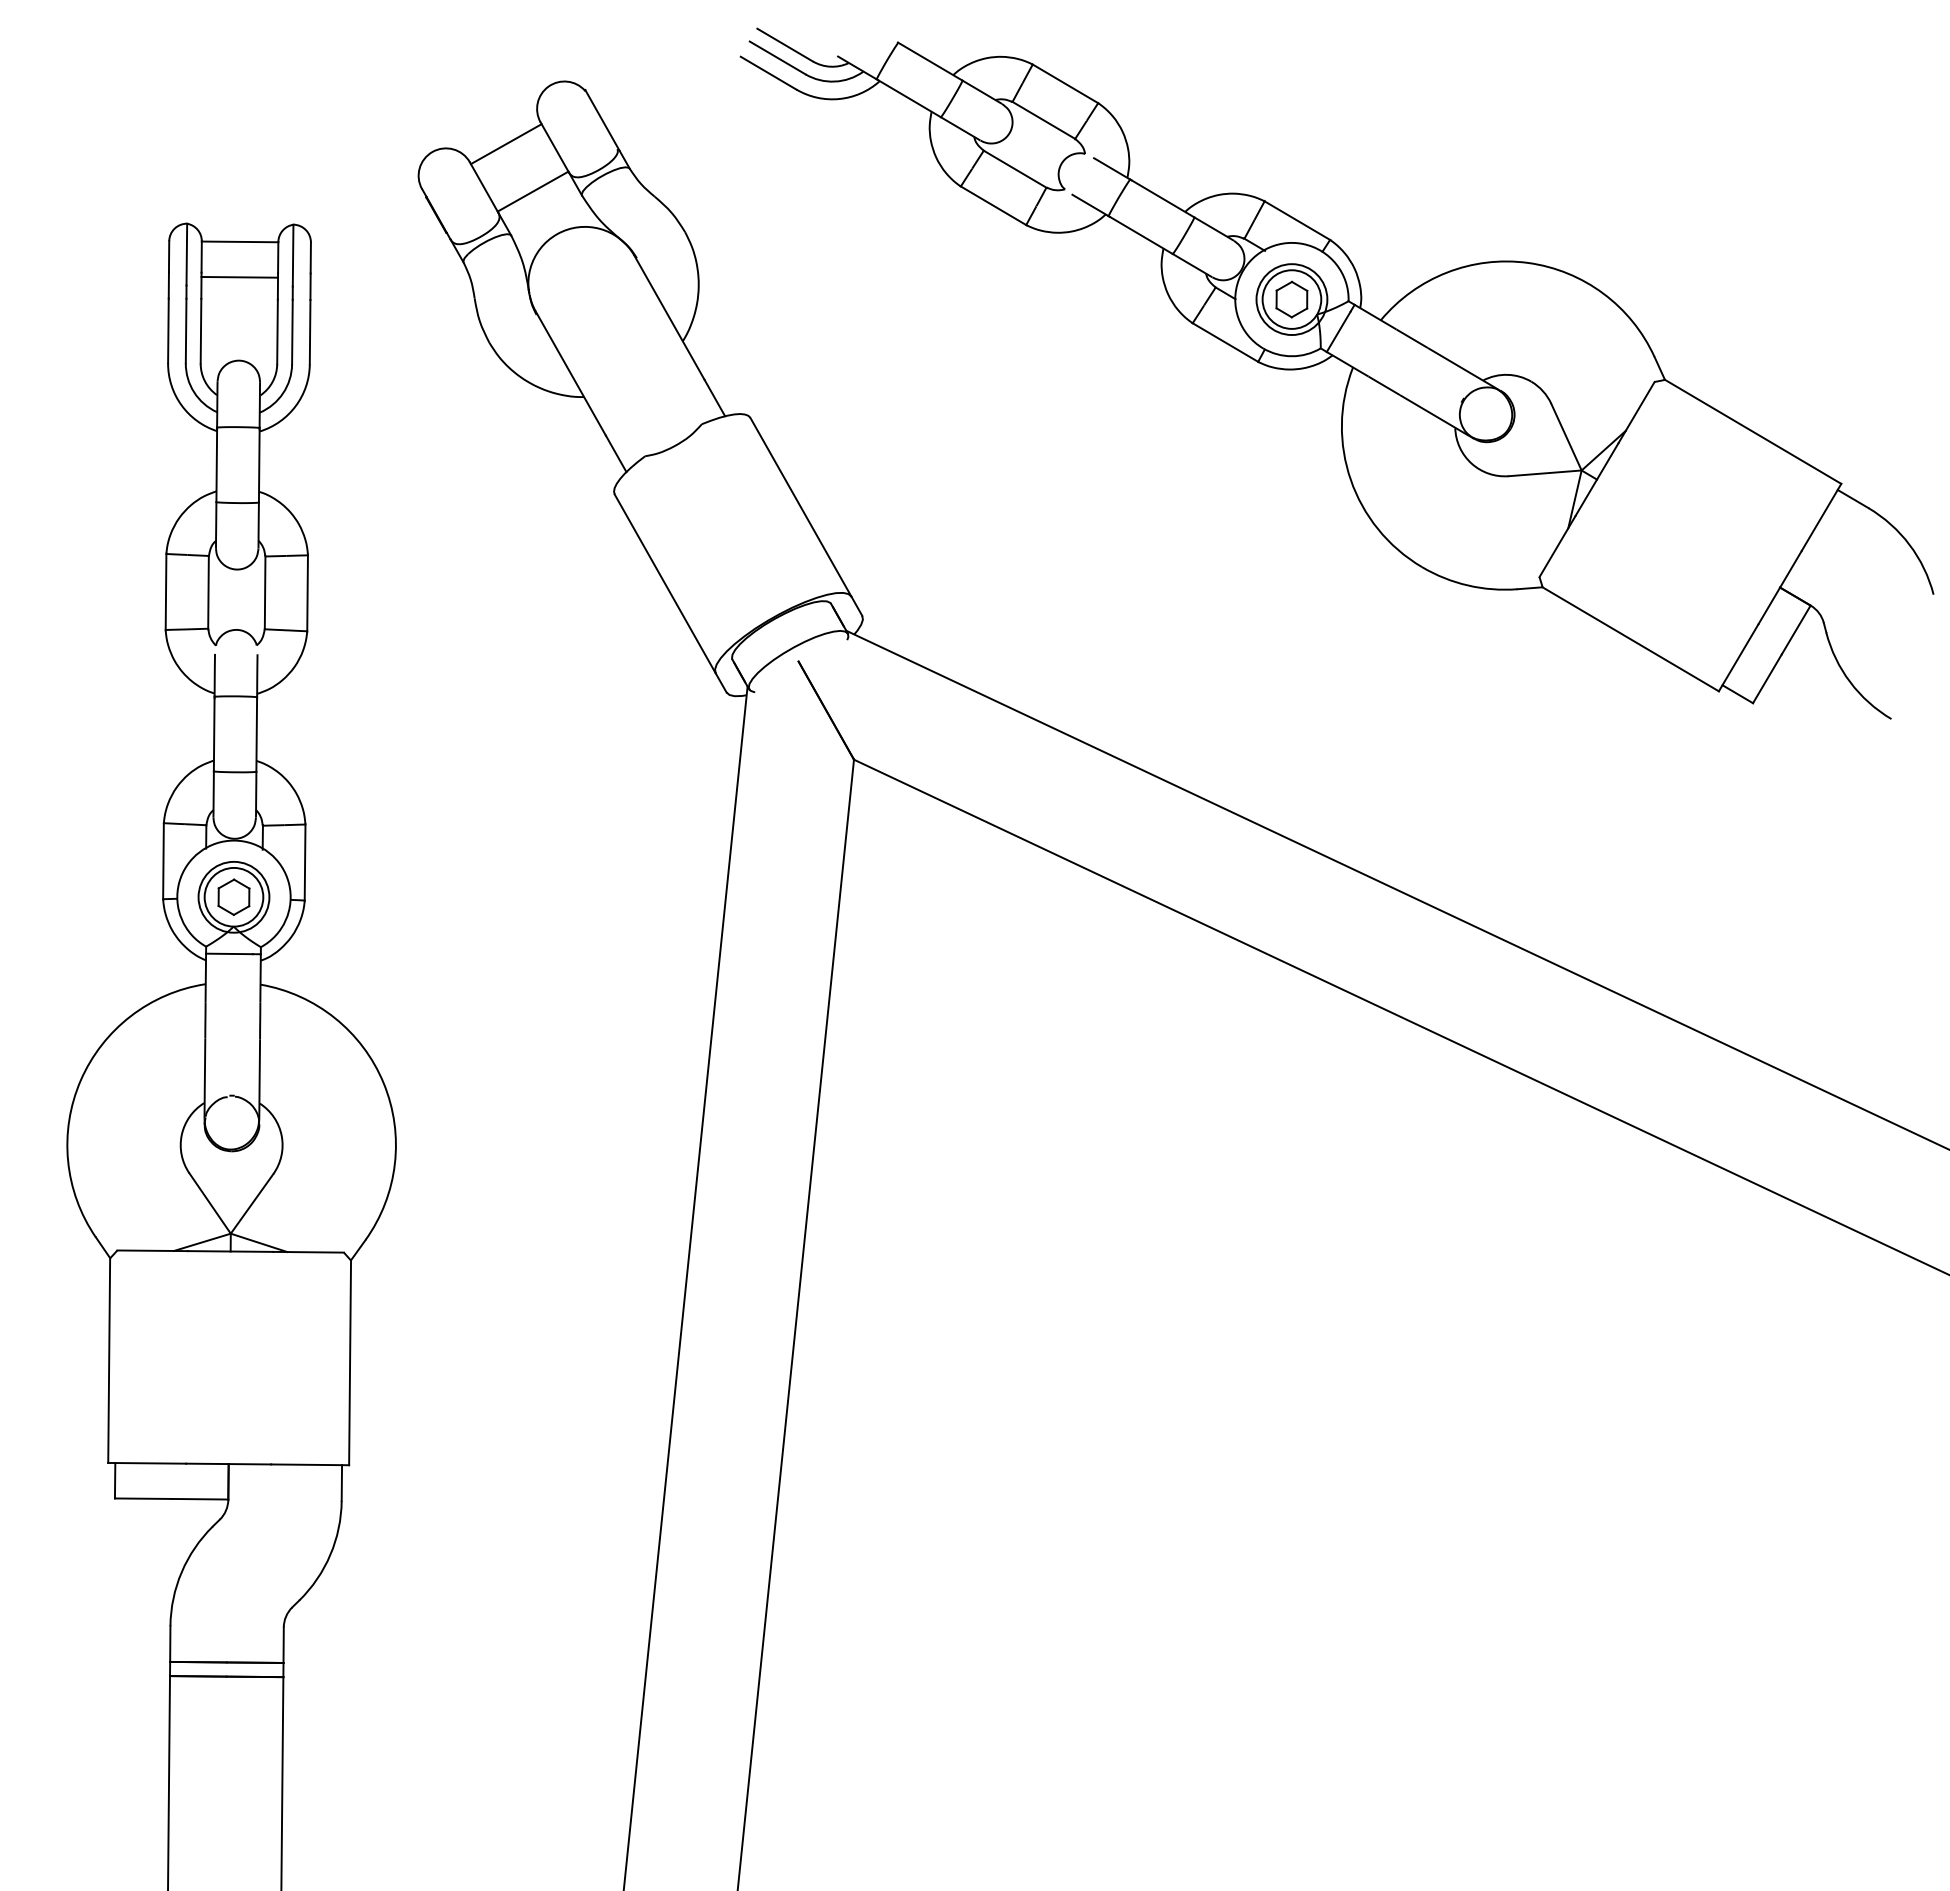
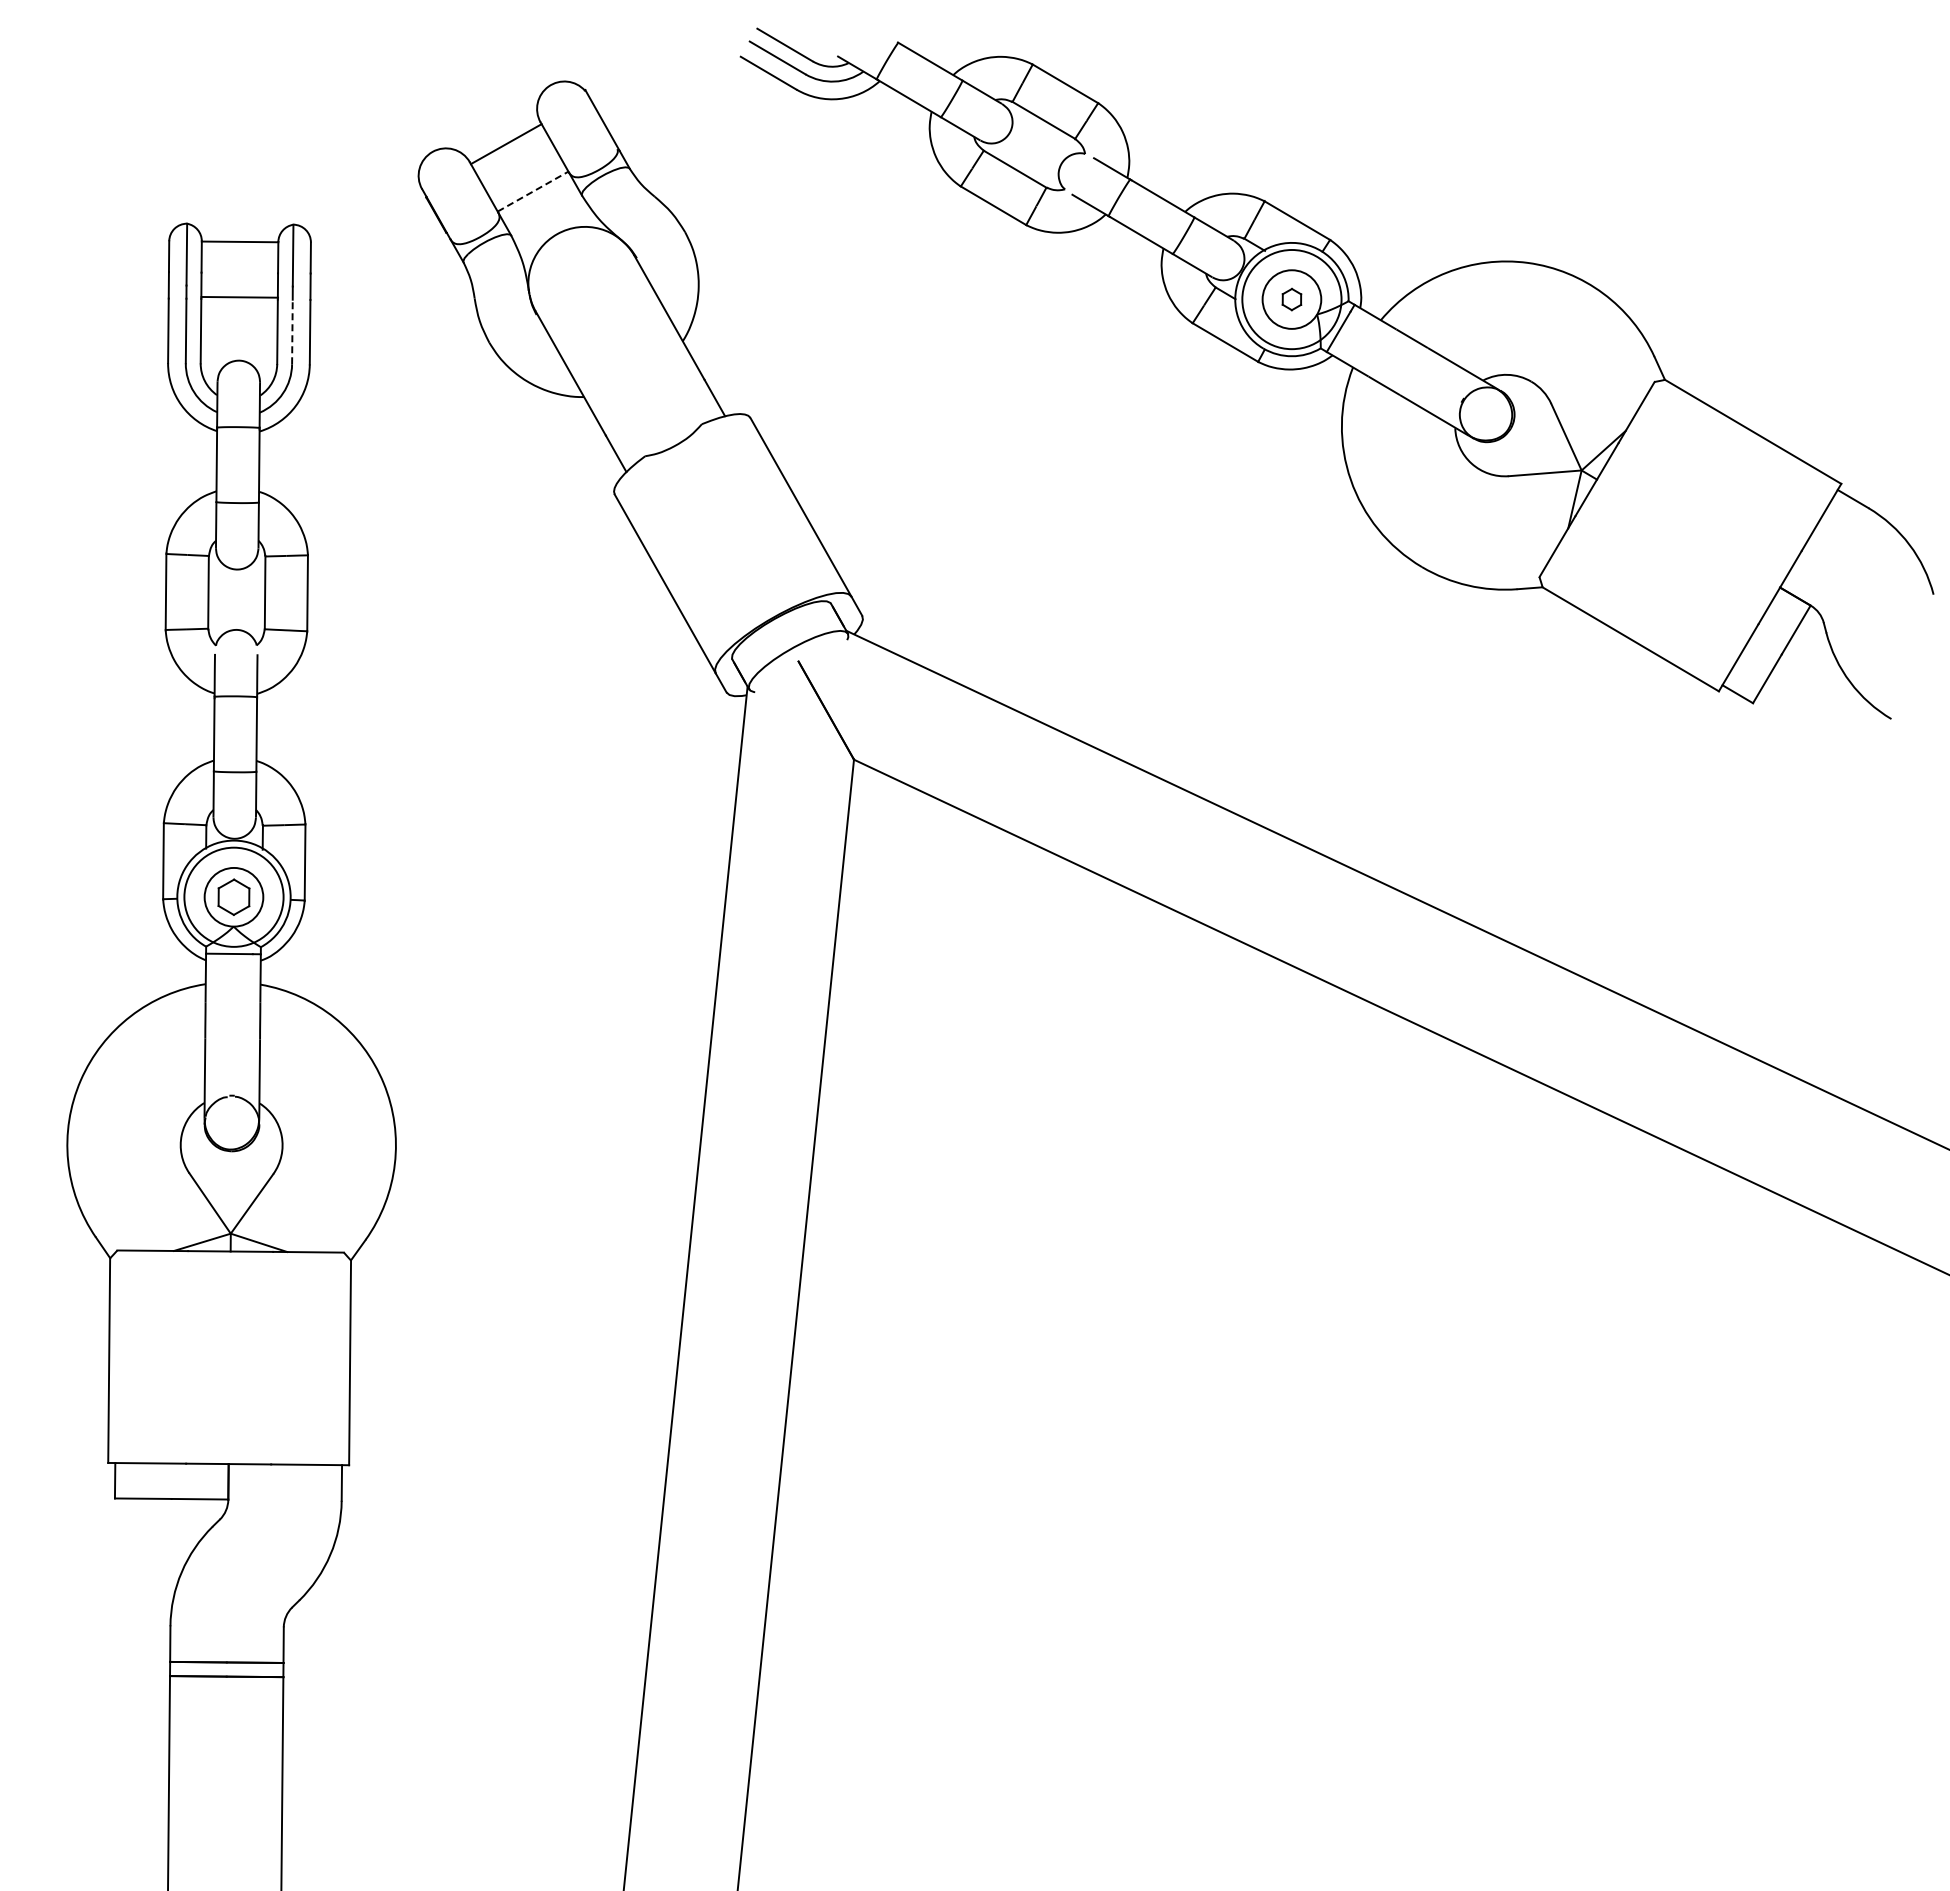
line: solid -> dashed (533, 191)
line position: (239, 276) -> (239, 296) (239, 296)
circle diameter: 71 px -> 99 px (1291, 299)
part size: 34x39 px -> 22x25 px (1291, 299)
line: solid -> dashed (292, 331)
circle diameter: 71 px -> 99 px (233, 896)
